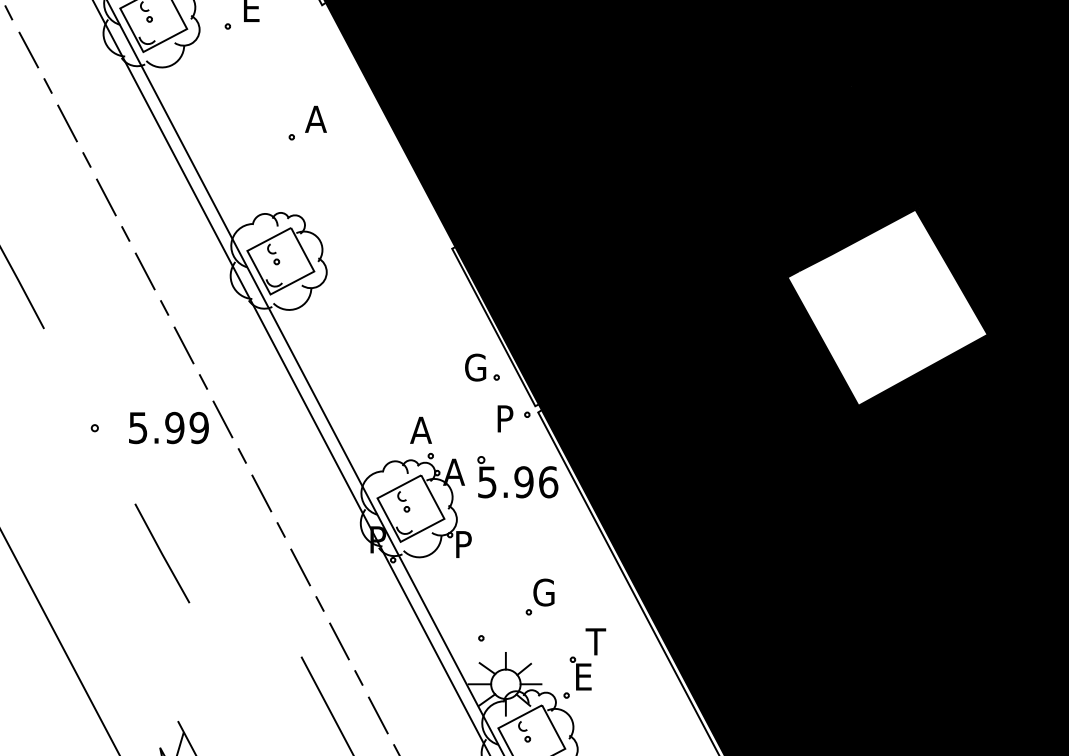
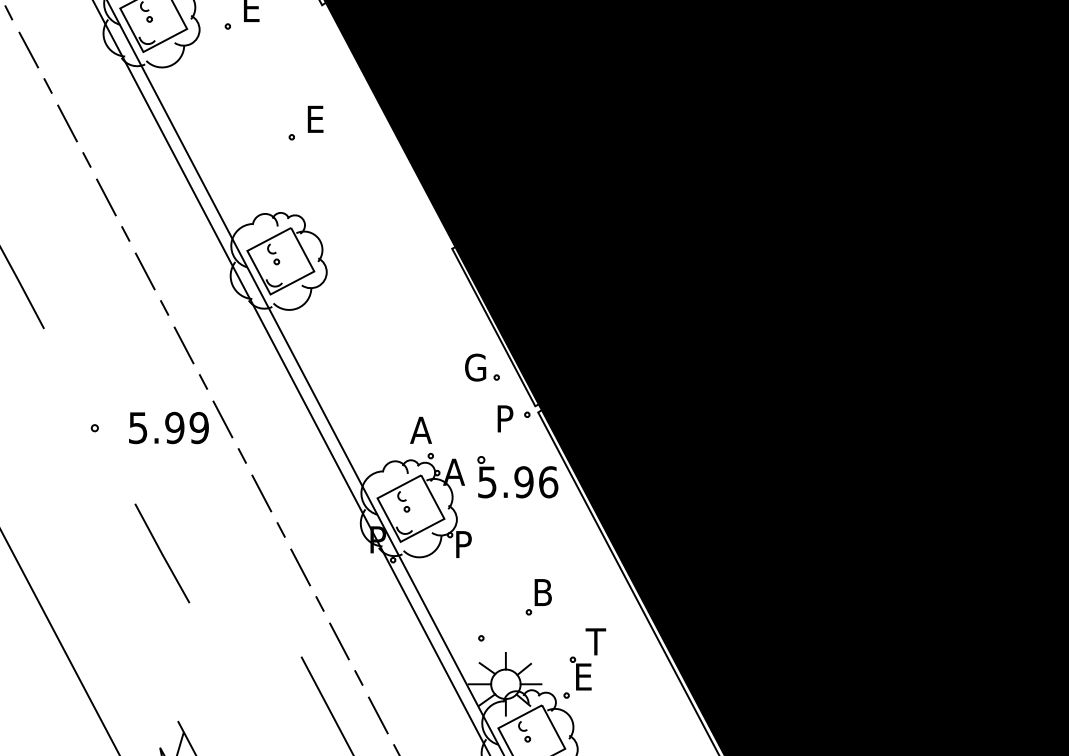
text: A -> E (315, 118)
fill: none -> present (887, 307)
text: G -> B (543, 592)
